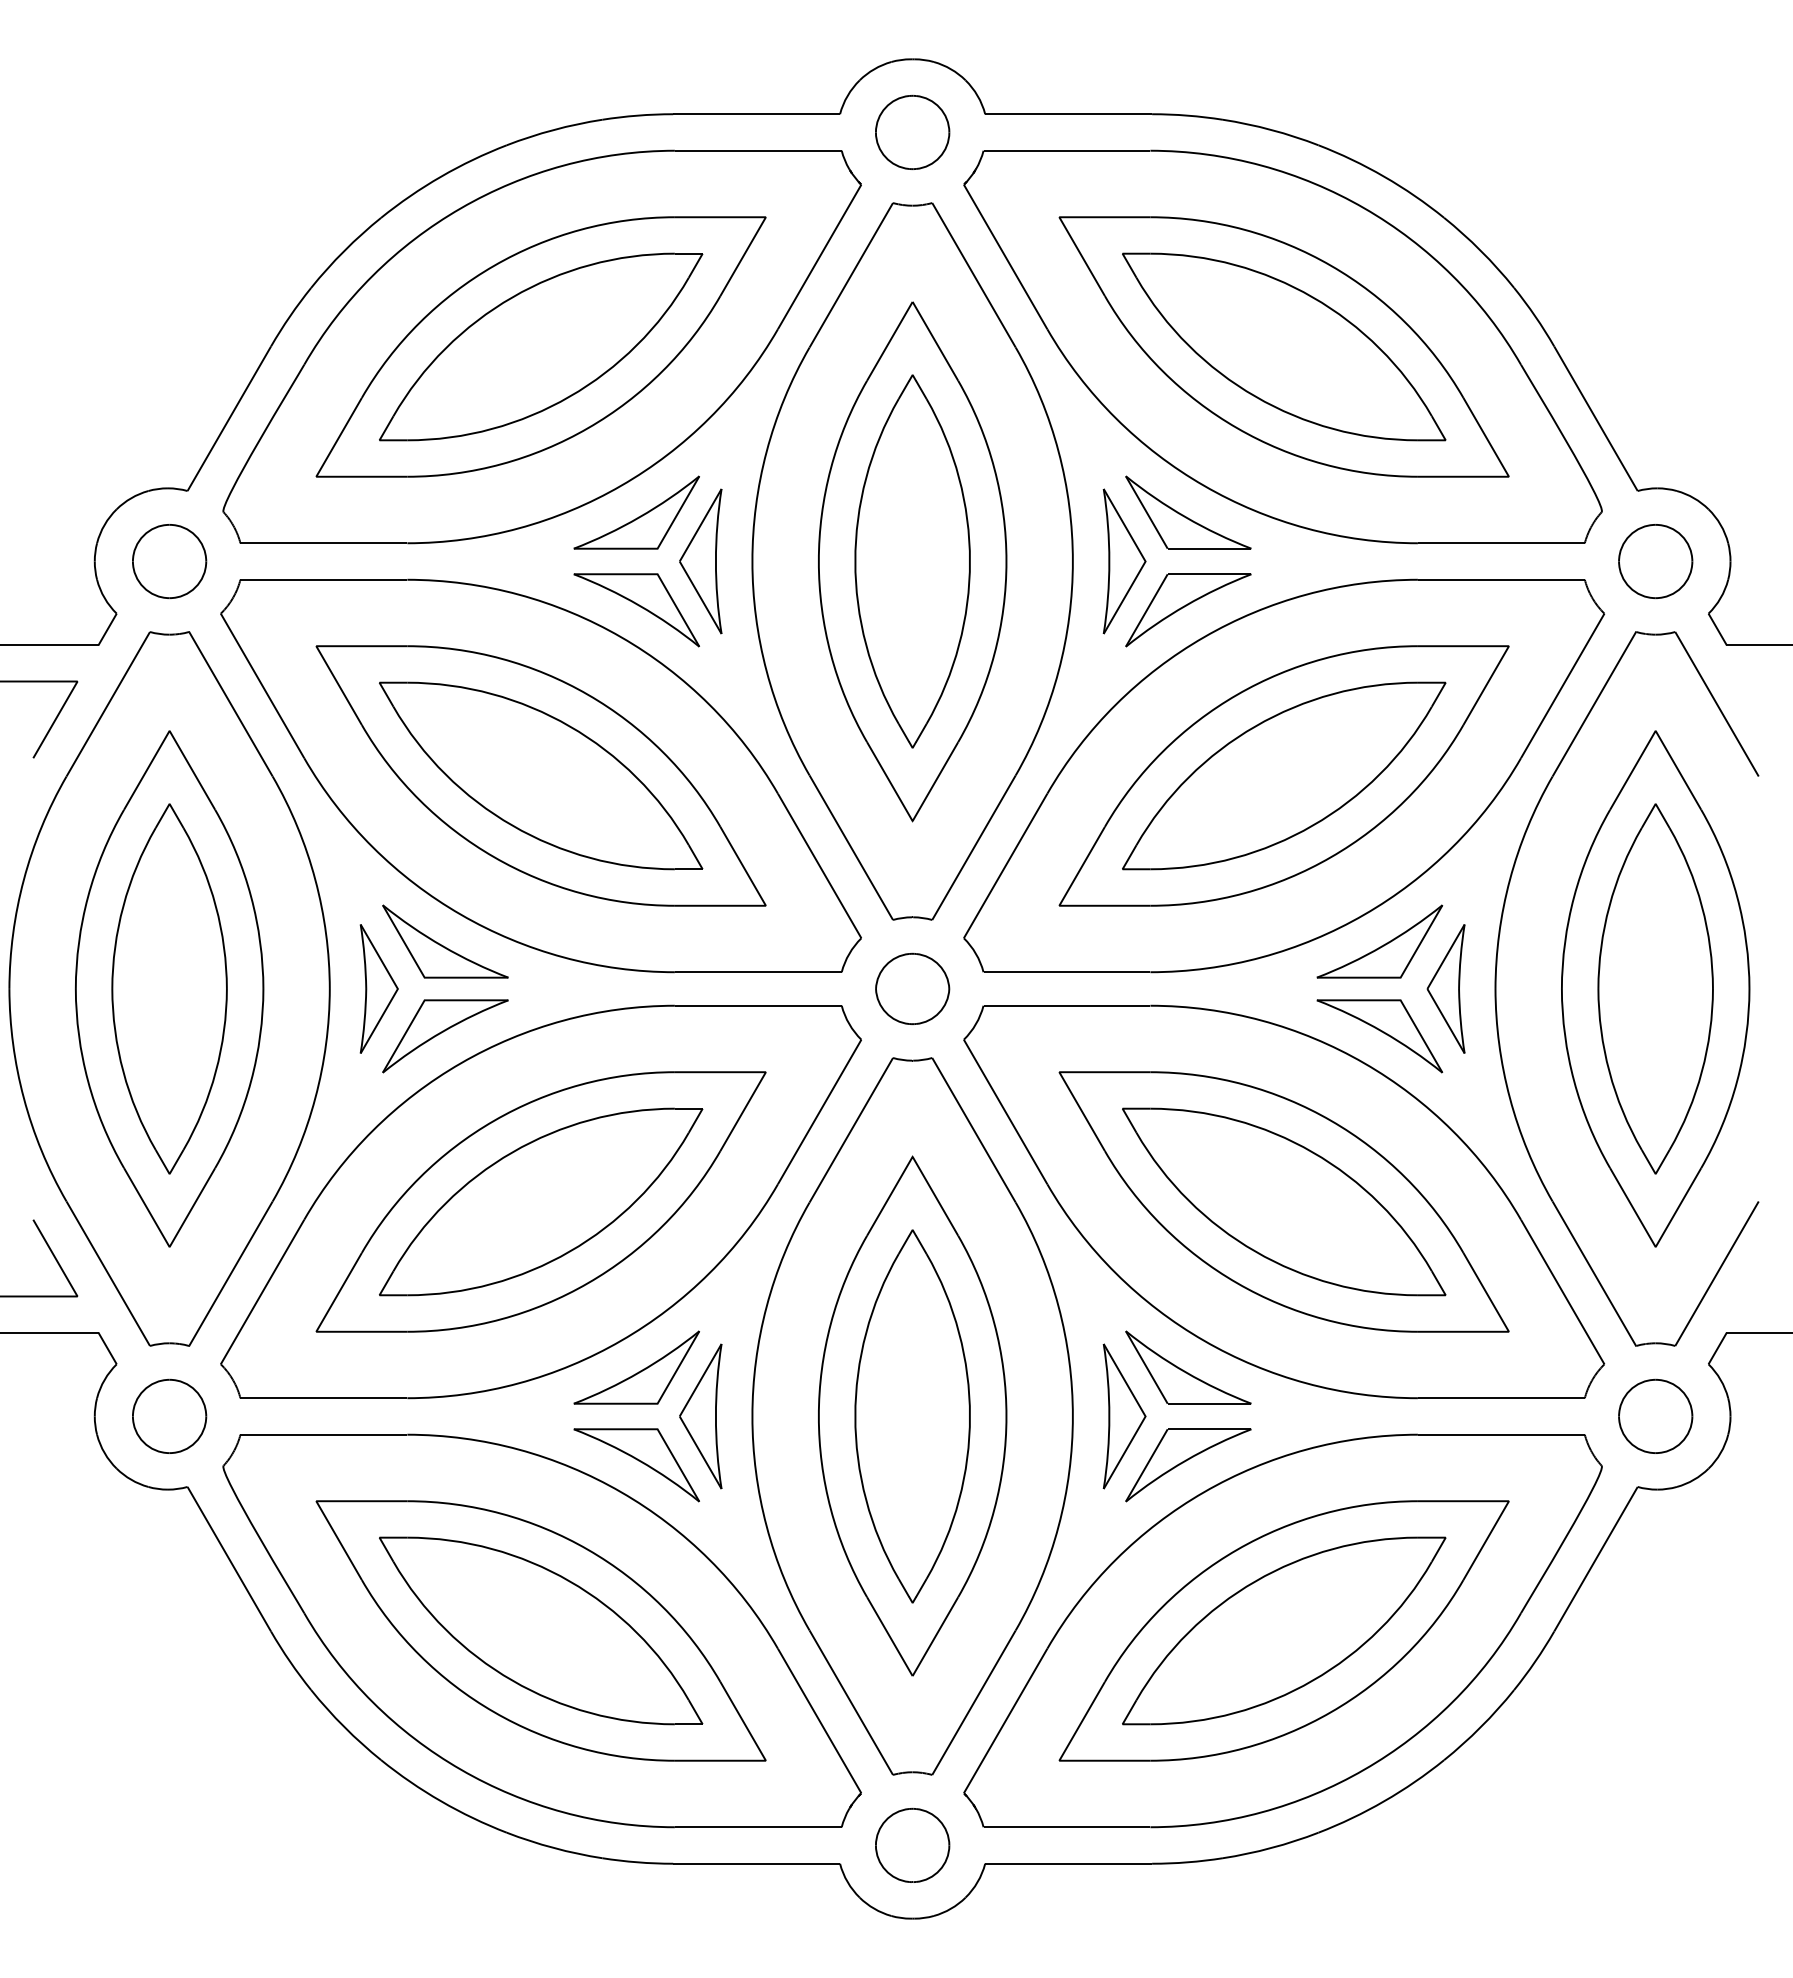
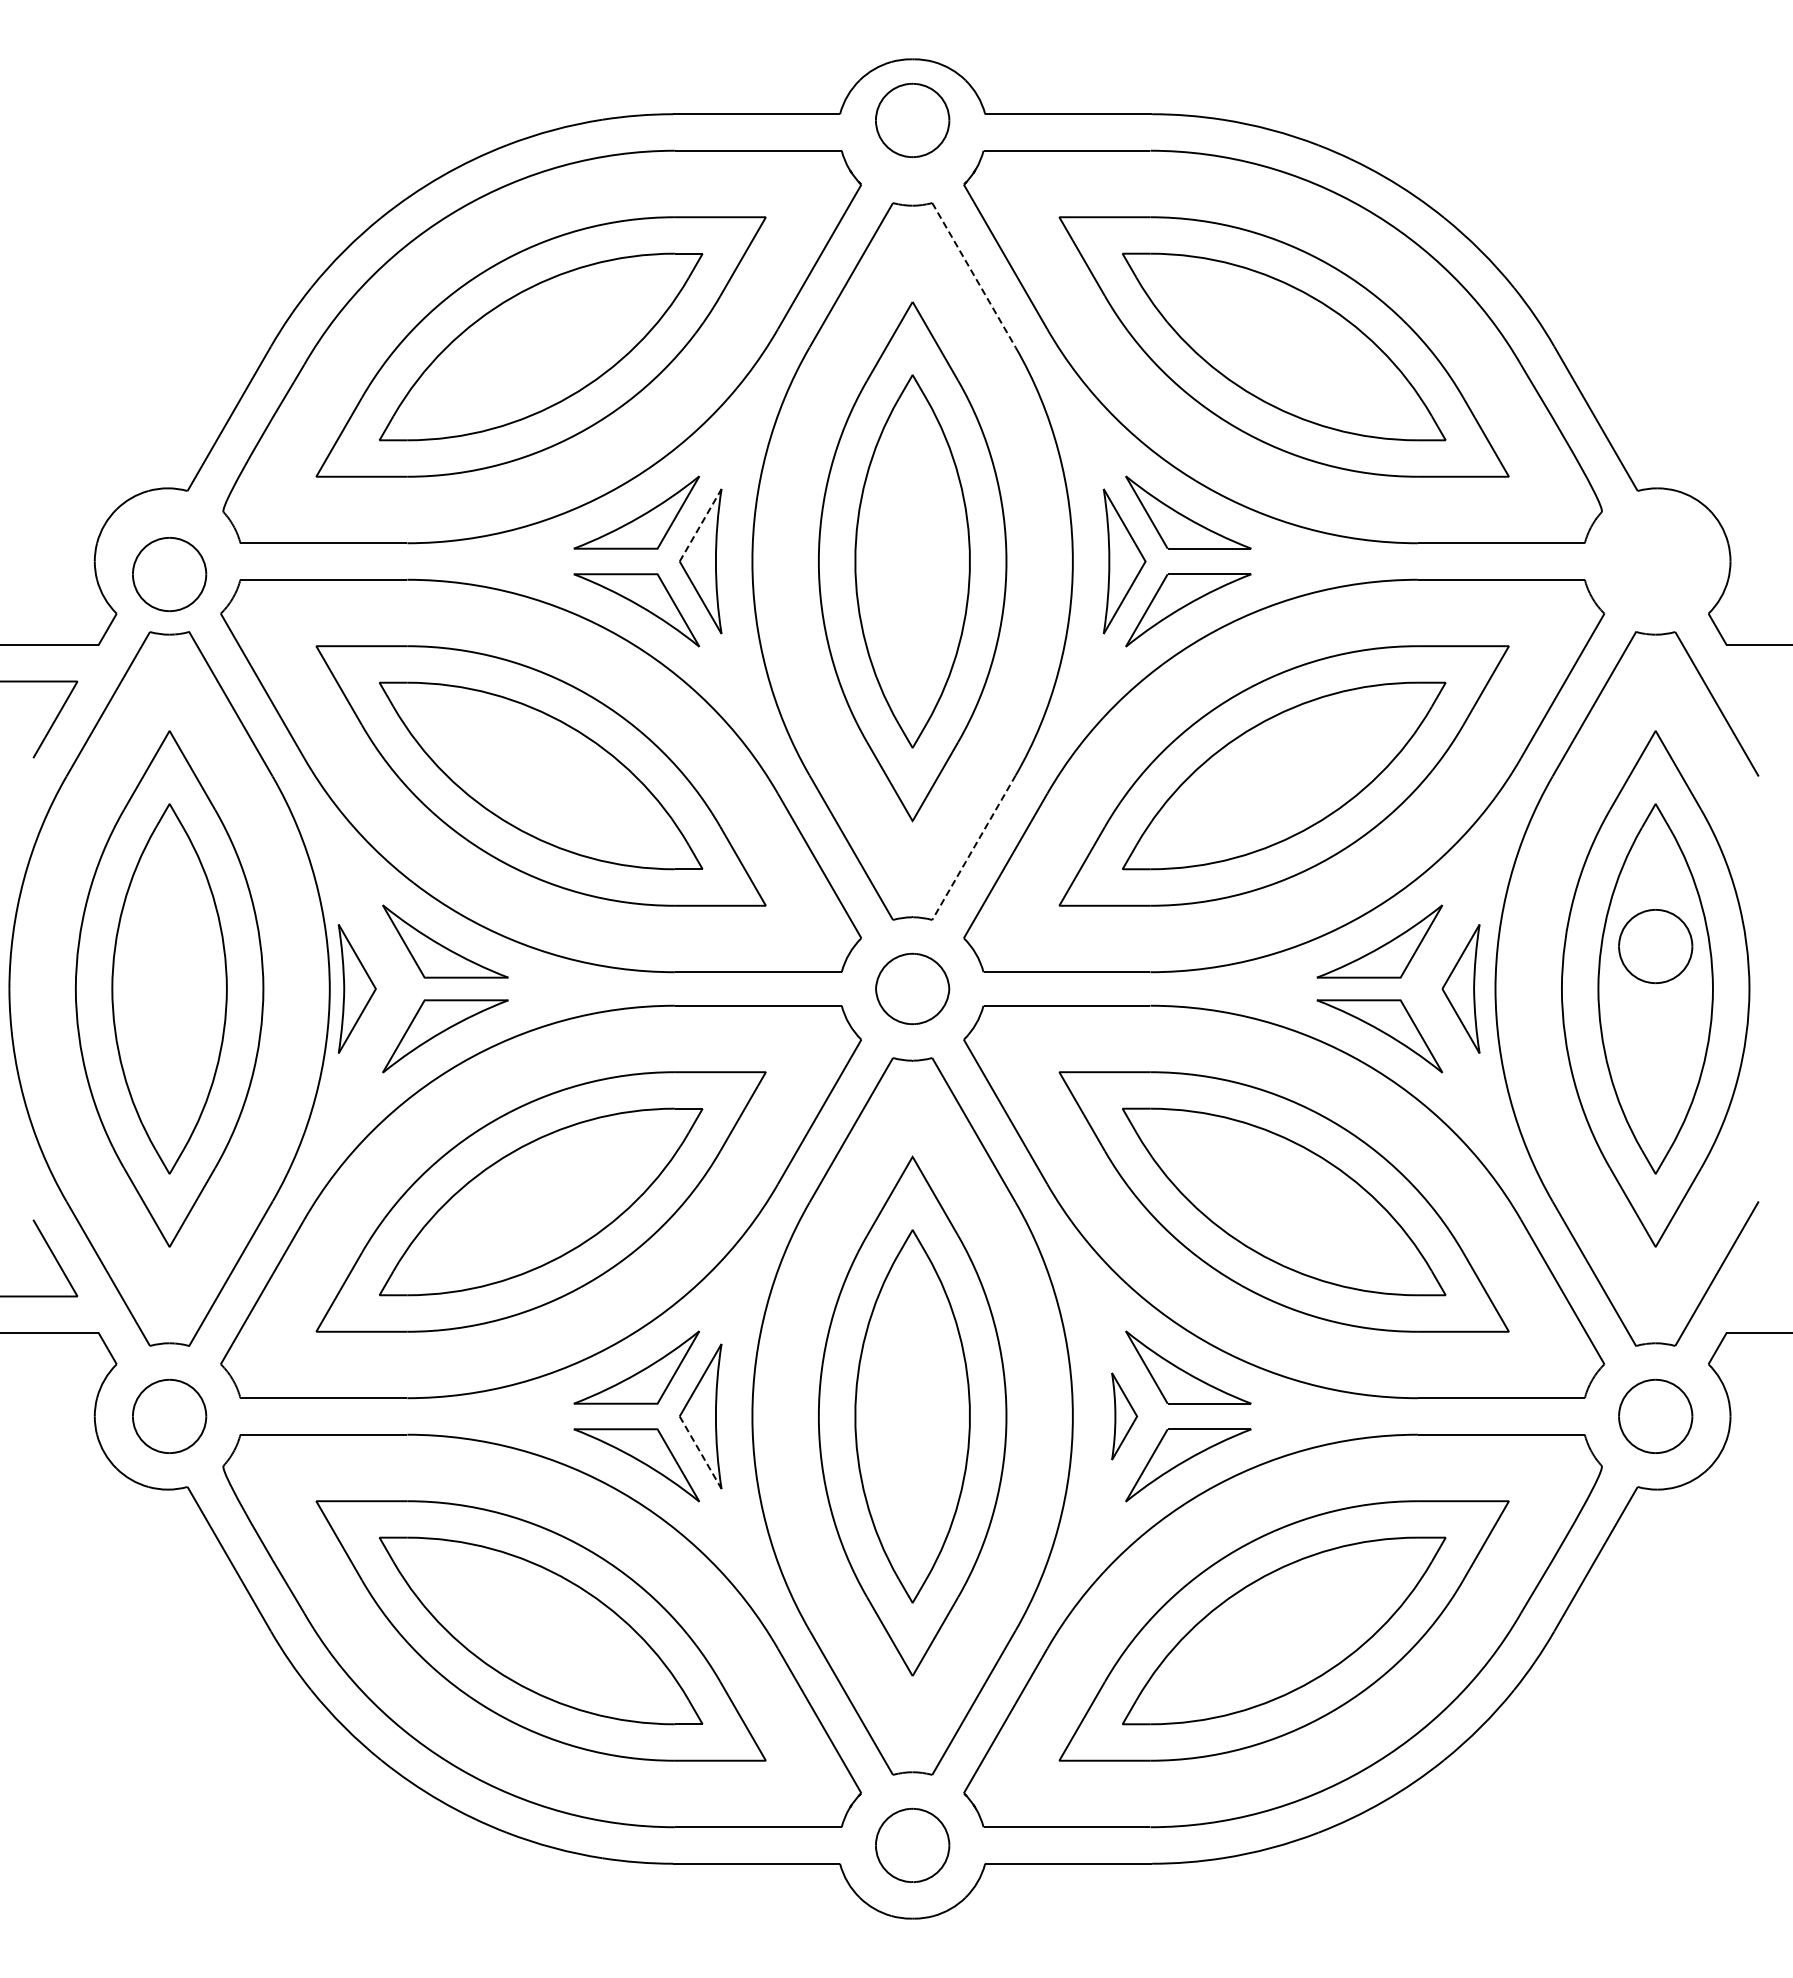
part position: (912, 132) -> (912, 120) (912, 120)
line: solid -> dashed (974, 275)
line: solid -> dashed (700, 525)
part position: (169, 561) -> (169, 574) (169, 574)
part position: (1655, 561) -> (1655, 946) (1655, 946)
line: solid -> dashed (973, 848)
part position: (378, 988) -> (356, 988) (356, 988)
part position: (1445, 988) -> (1460, 988) (1460, 988)
part size: 45x147 px -> 28x89 px (1124, 1416)
line: solid -> dashed (700, 1452)
